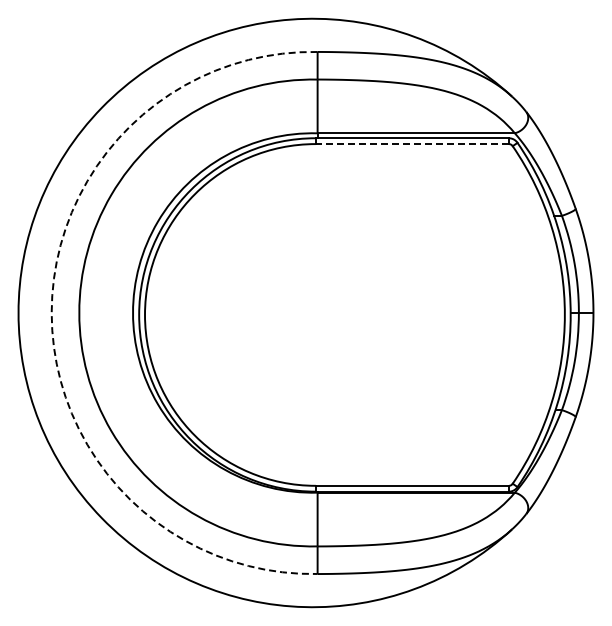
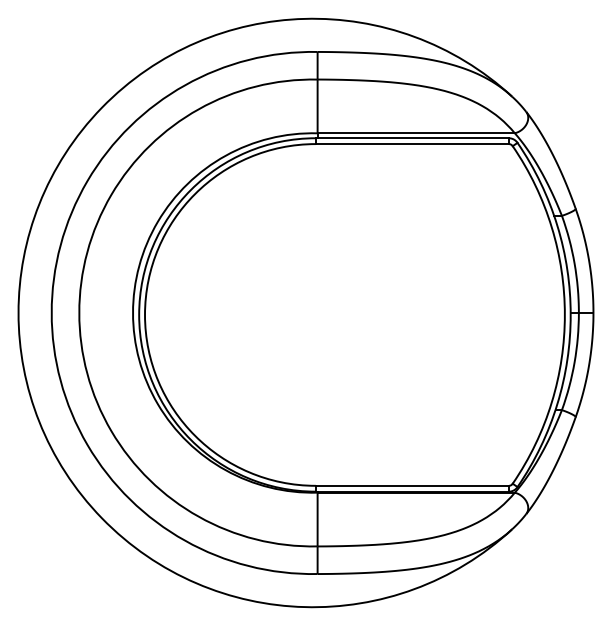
line: dashed -> solid (412, 144)
arc: dashed -> solid (51, 312)
